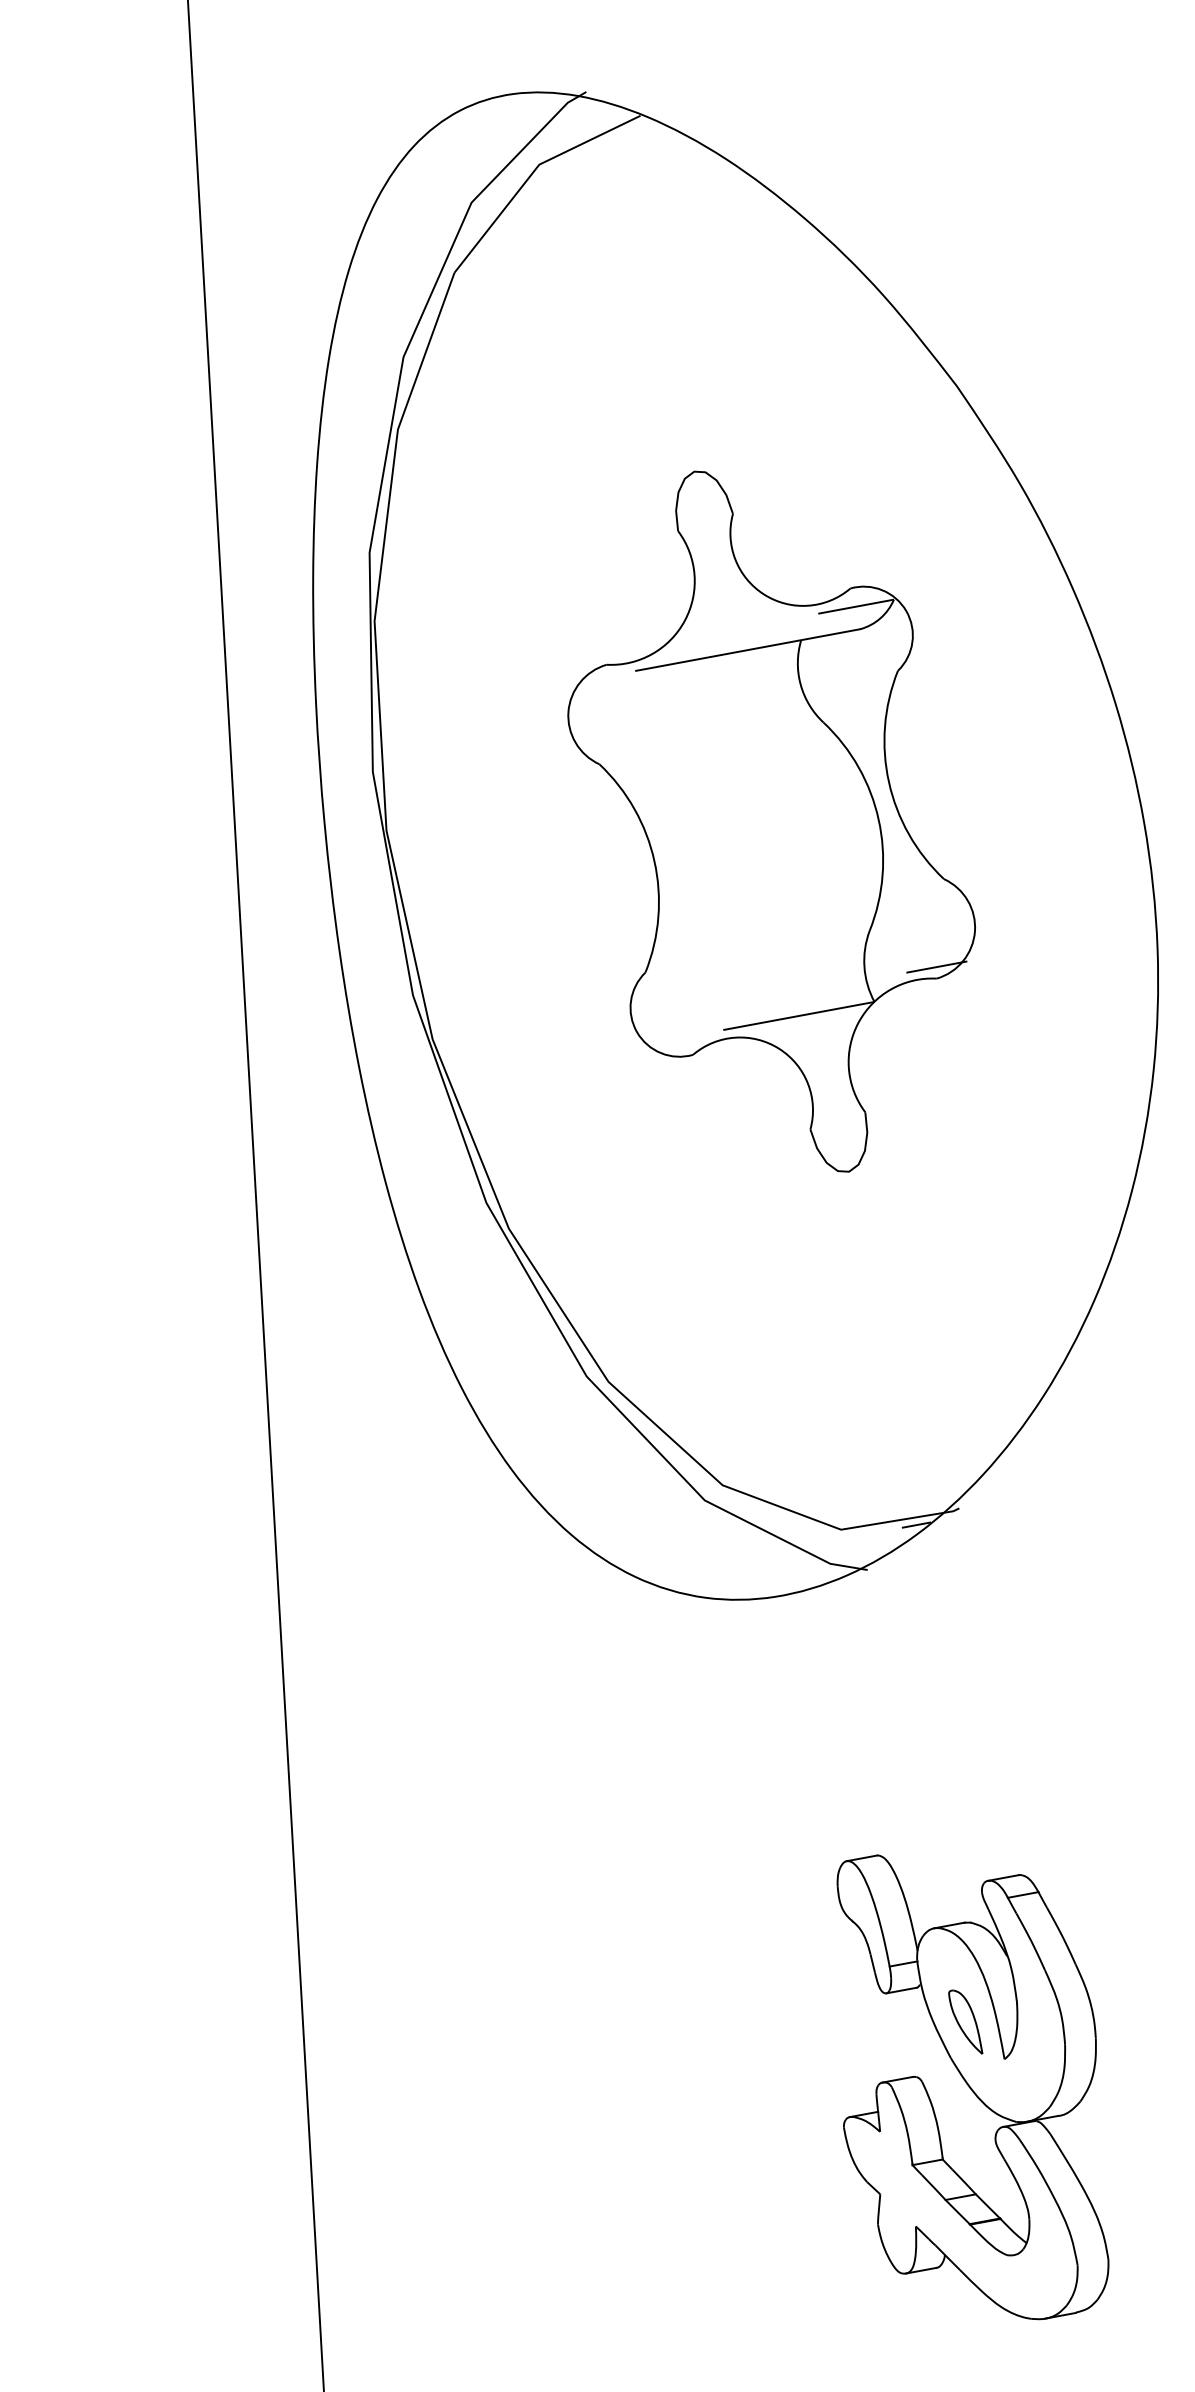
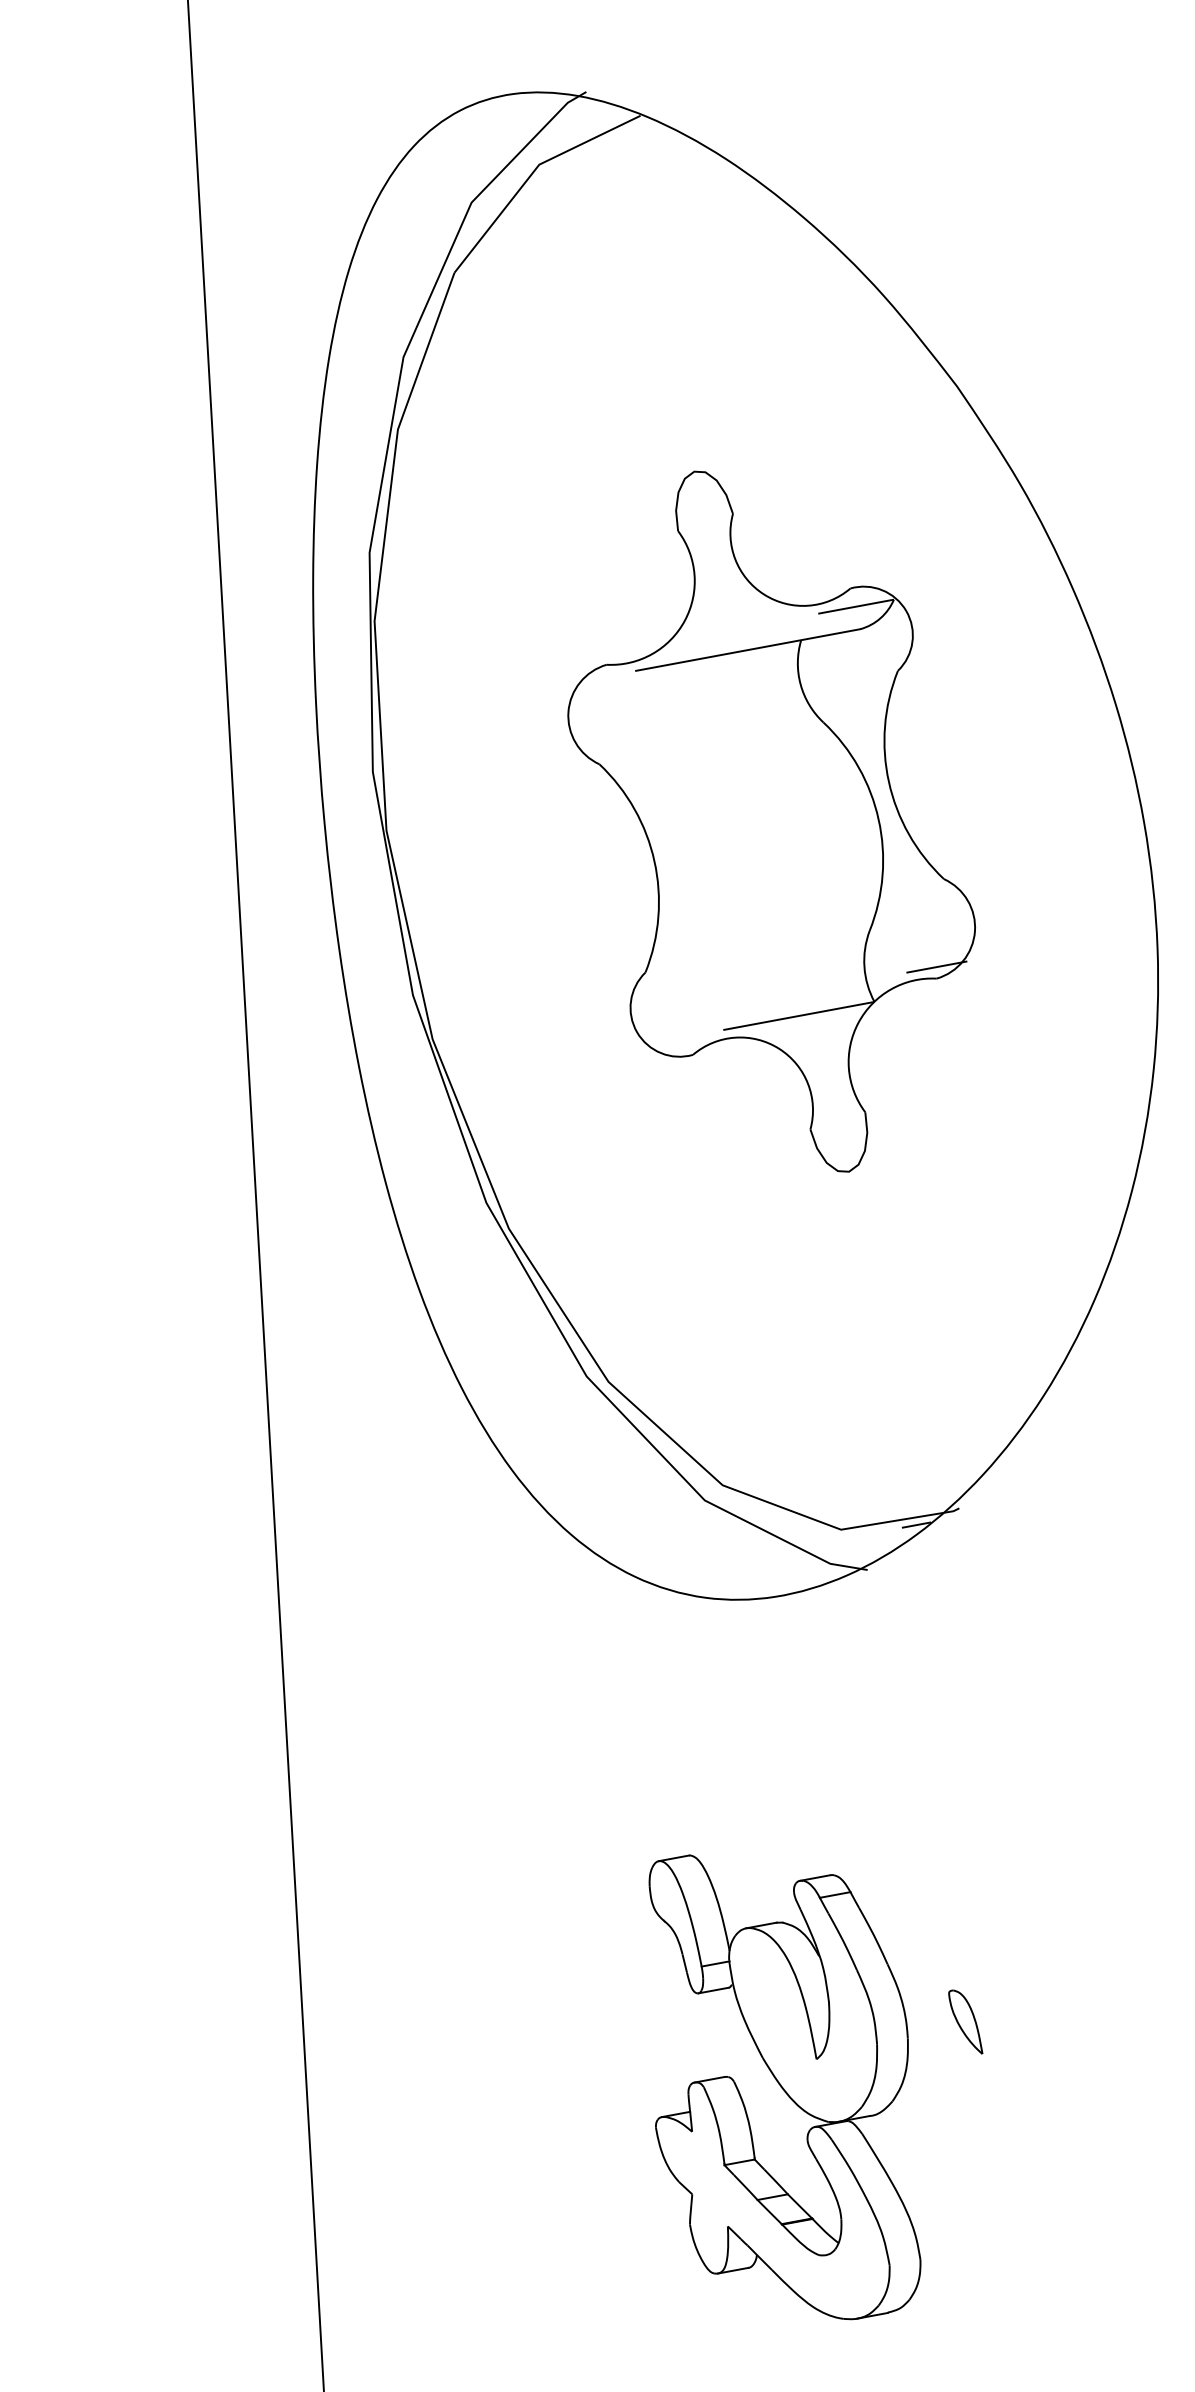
part position: (972, 2087) -> (784, 2087) (784, 2087)
